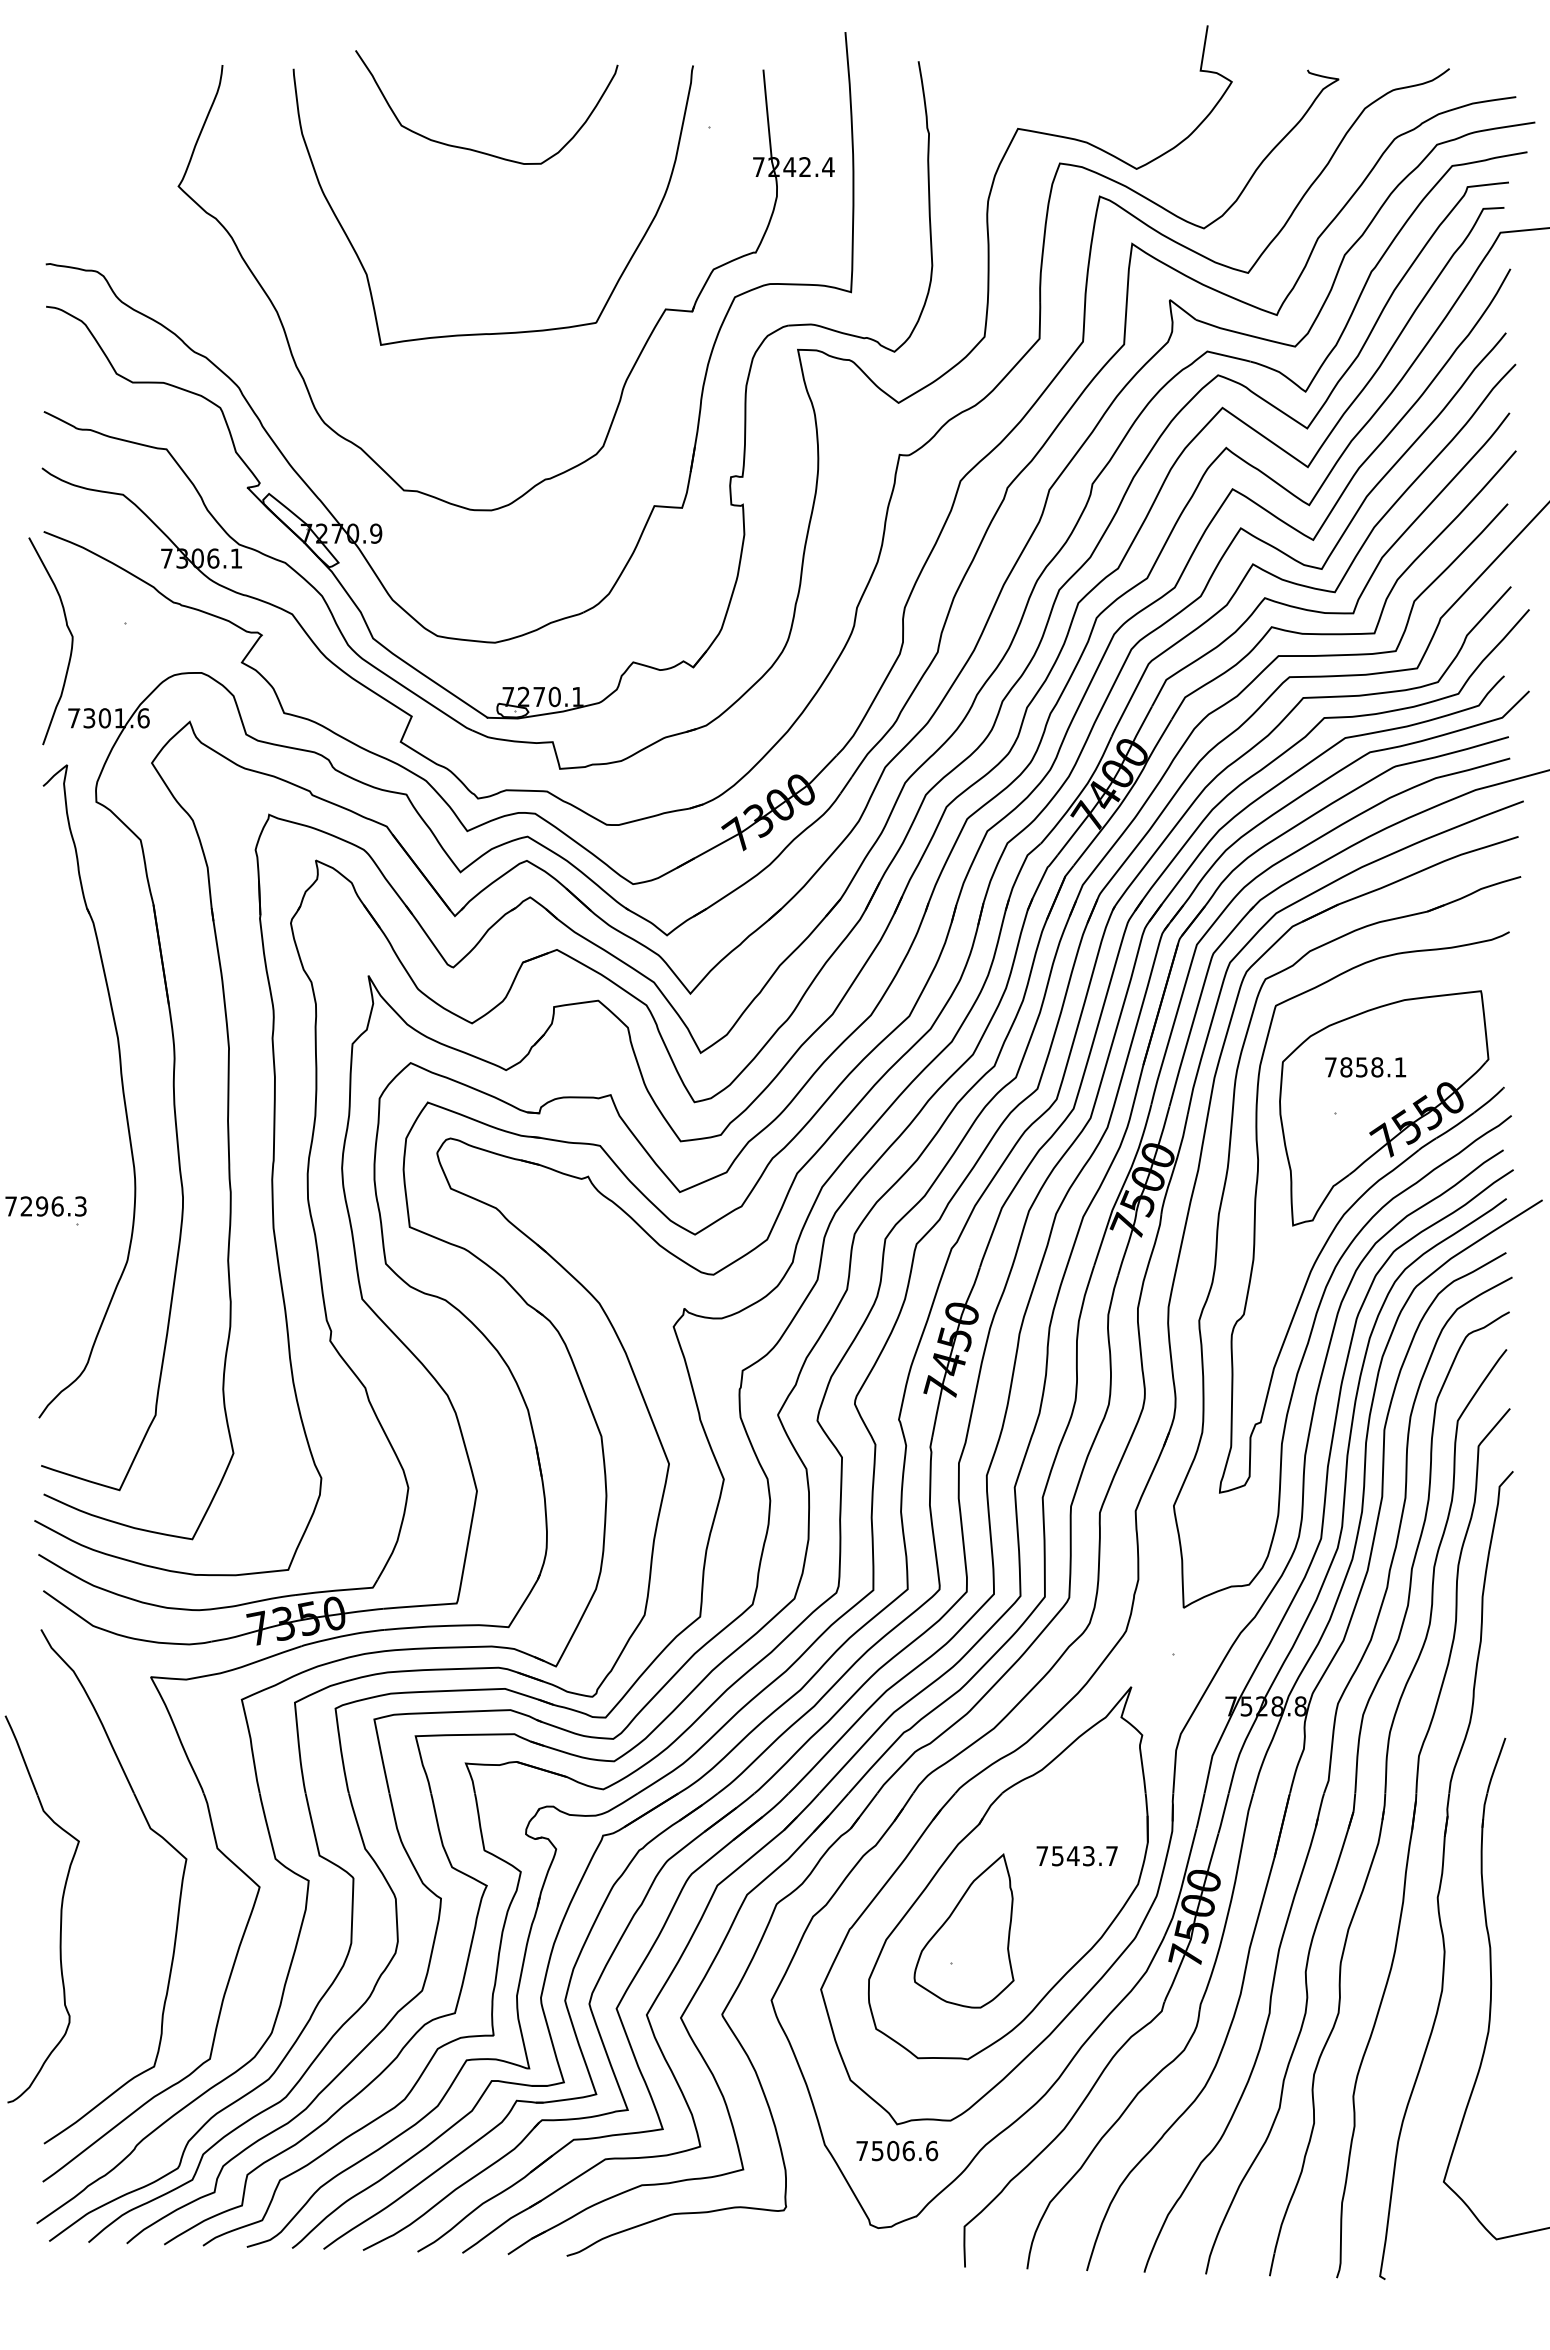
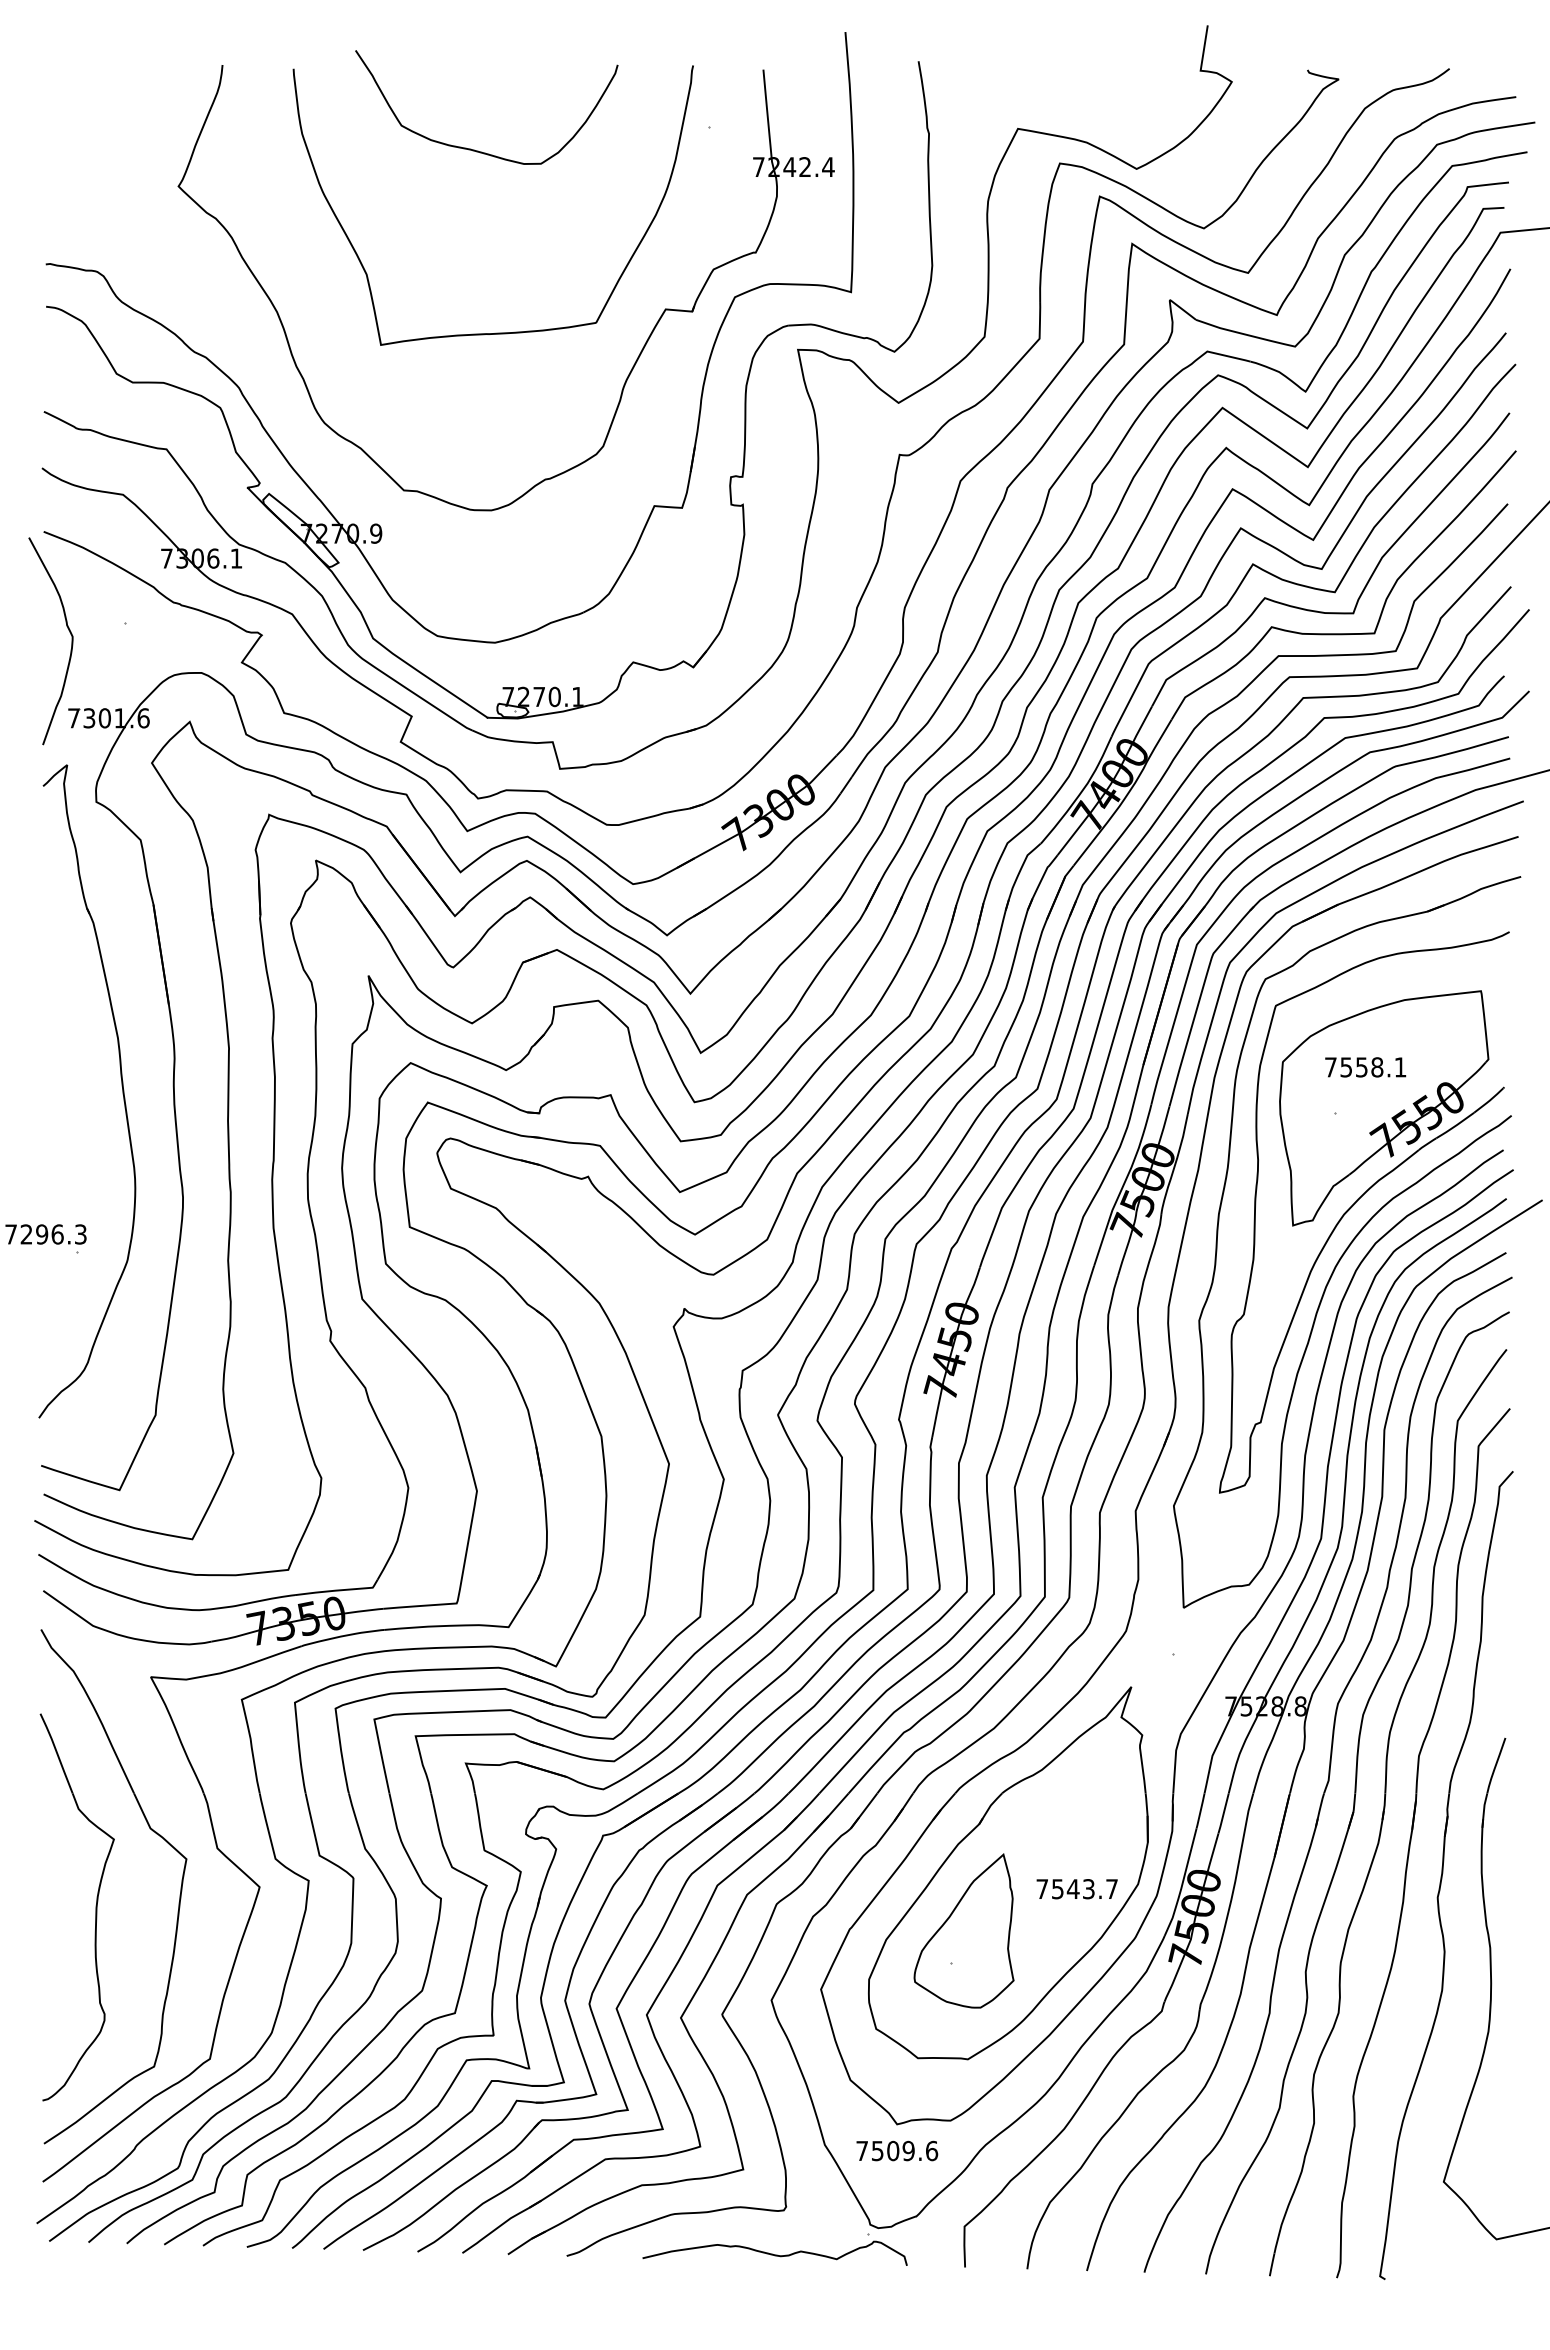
text: 7858.1 -> 7558.1 (1346, 1067)
part position: (45, 1210) -> (45, 1238) (45, 1238)
text position: (1076, 1856) -> (1076, 1889) (1076, 1889)
part position: (60, 1909) -> (95, 1907) (95, 1907)
text: 7506.6 -> 7509.6 (908, 2150)
part: none -> present (774, 2249)
